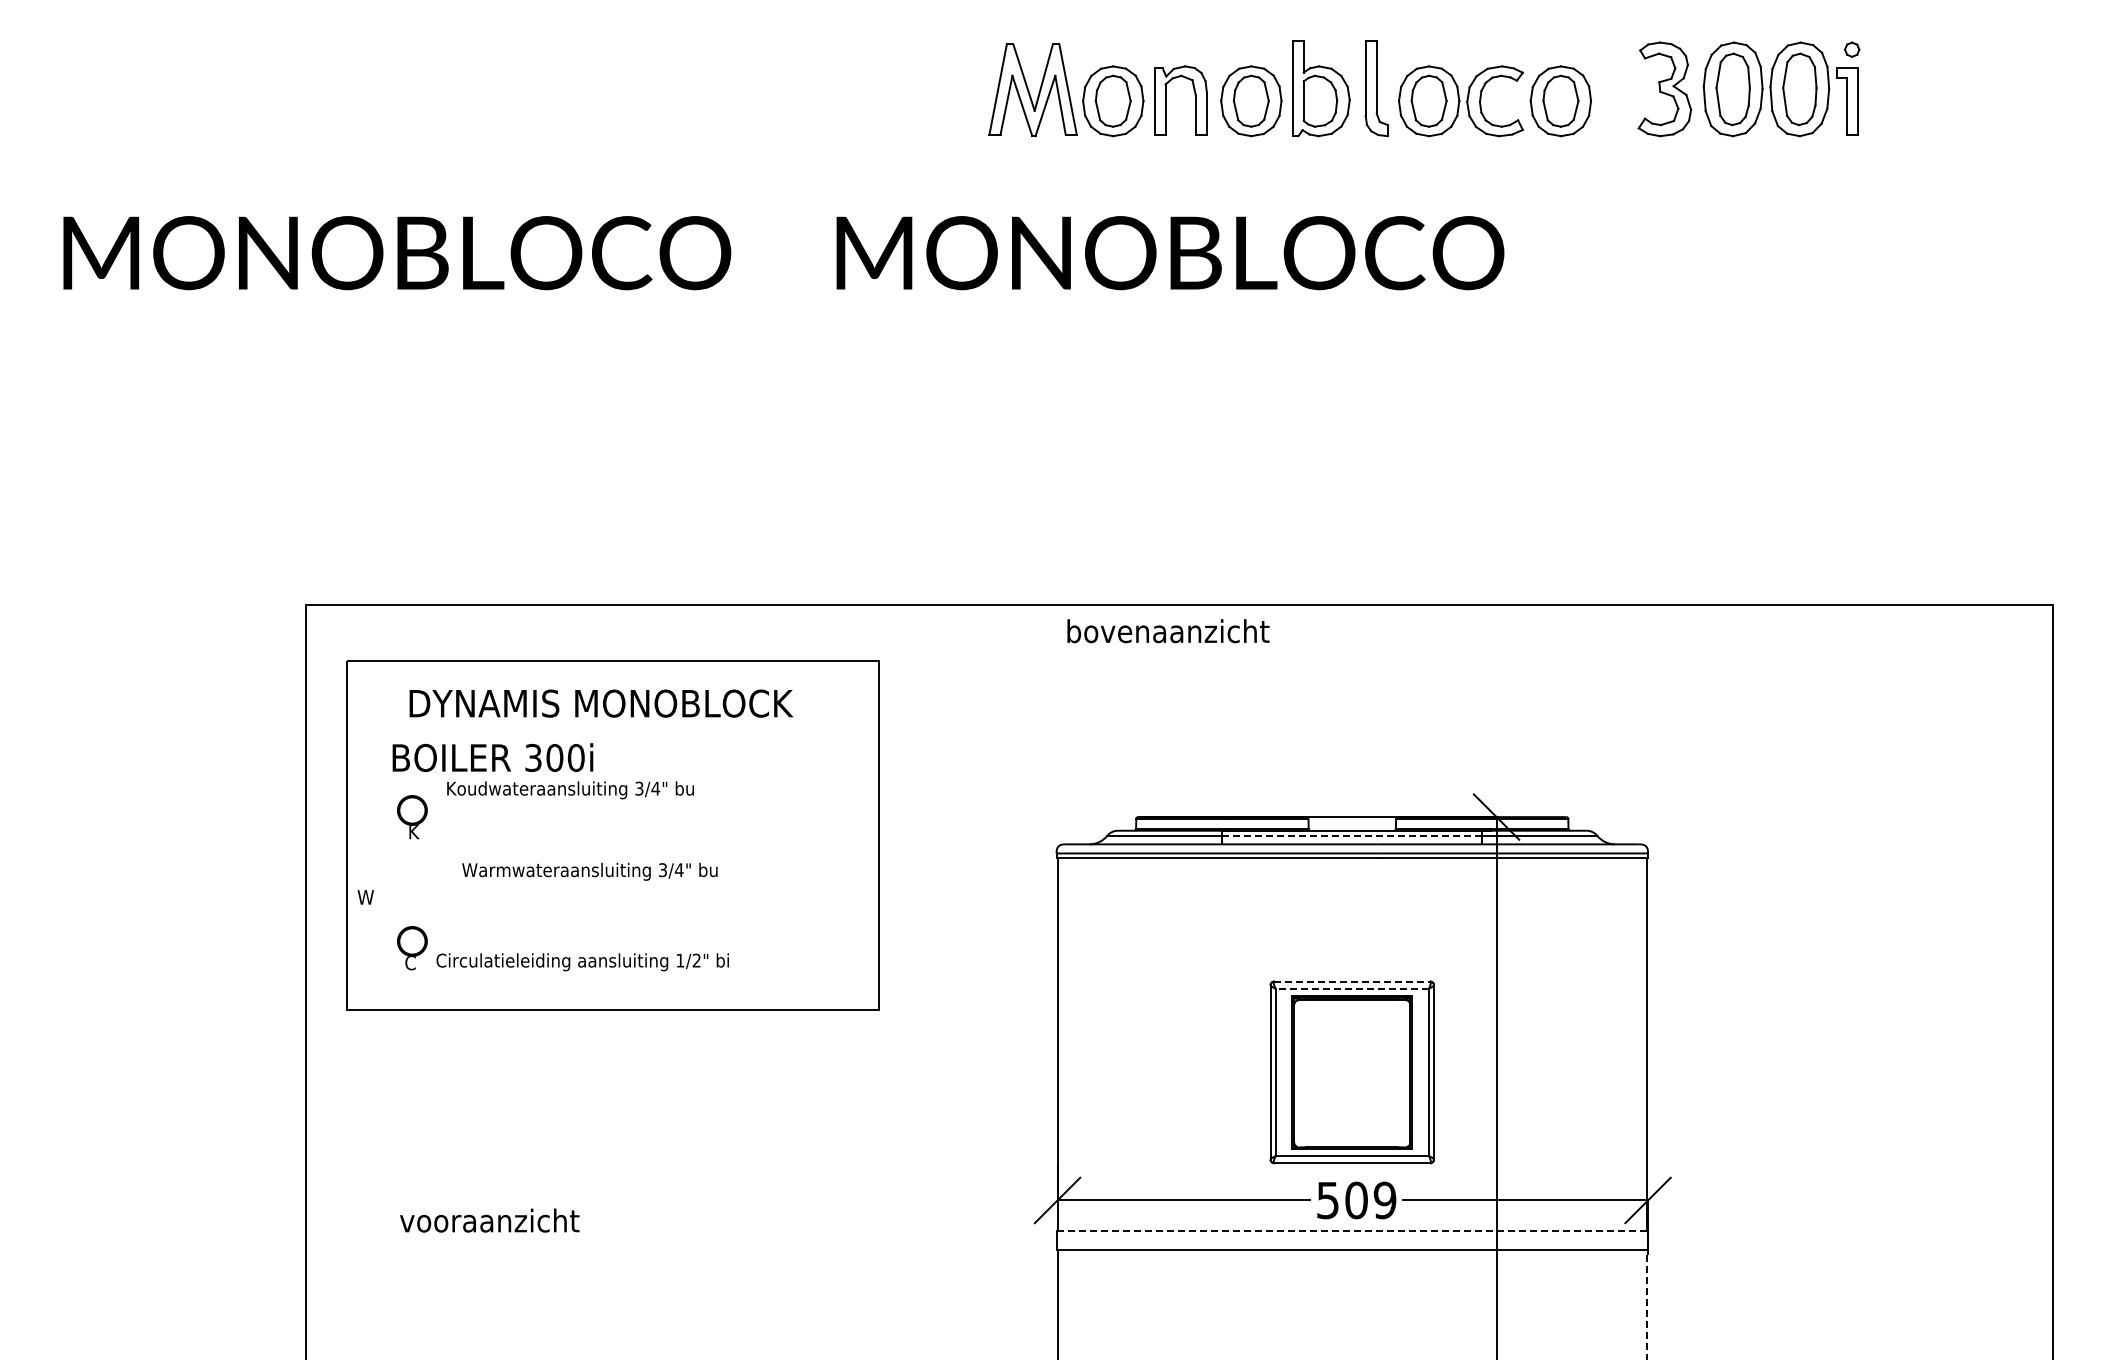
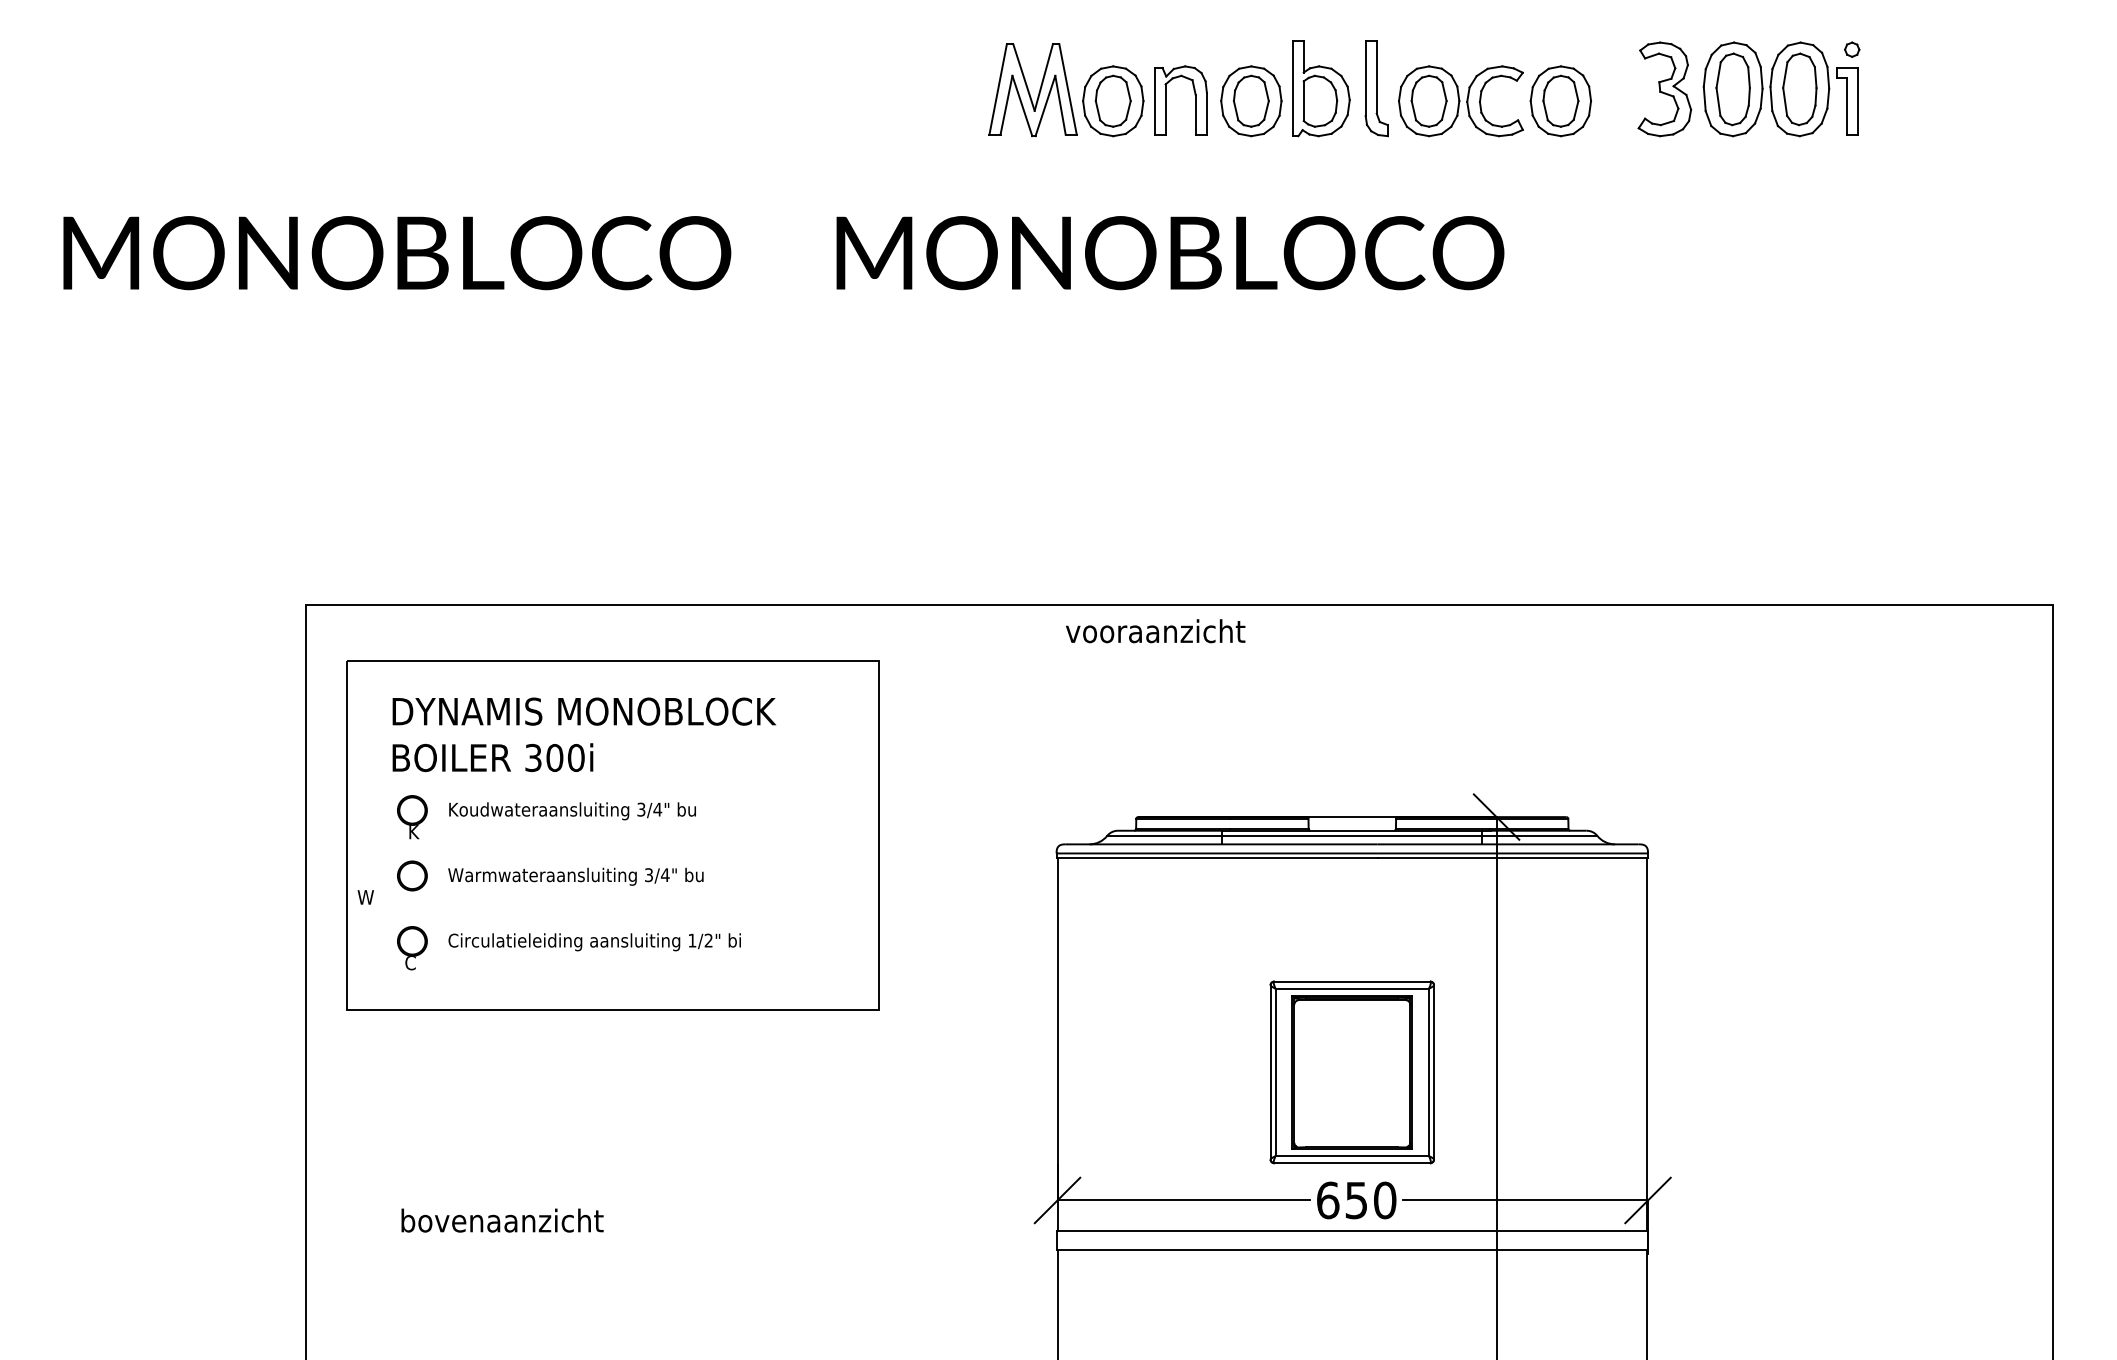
text: bovenaanzicht -> vooraanzicht (1167, 631)
text position: (601, 703) -> (584, 711) (584, 711)
text position: (570, 790) -> (572, 811) (572, 811)
line: dashed -> solid (1352, 835)
text position: (589, 871) -> (575, 876) (575, 876)
circle: none -> present (412, 875)
text position: (582, 962) -> (594, 942) (594, 942)
line: dashed -> solid (1352, 981)
line: dashed -> solid (1352, 988)
text: 509 -> 650 (1356, 1200)
text: vooraanzicht -> bovenaanzicht (501, 1220)
line: dashed -> solid (1352, 1231)
line: dashed -> solid (1647, 1304)
